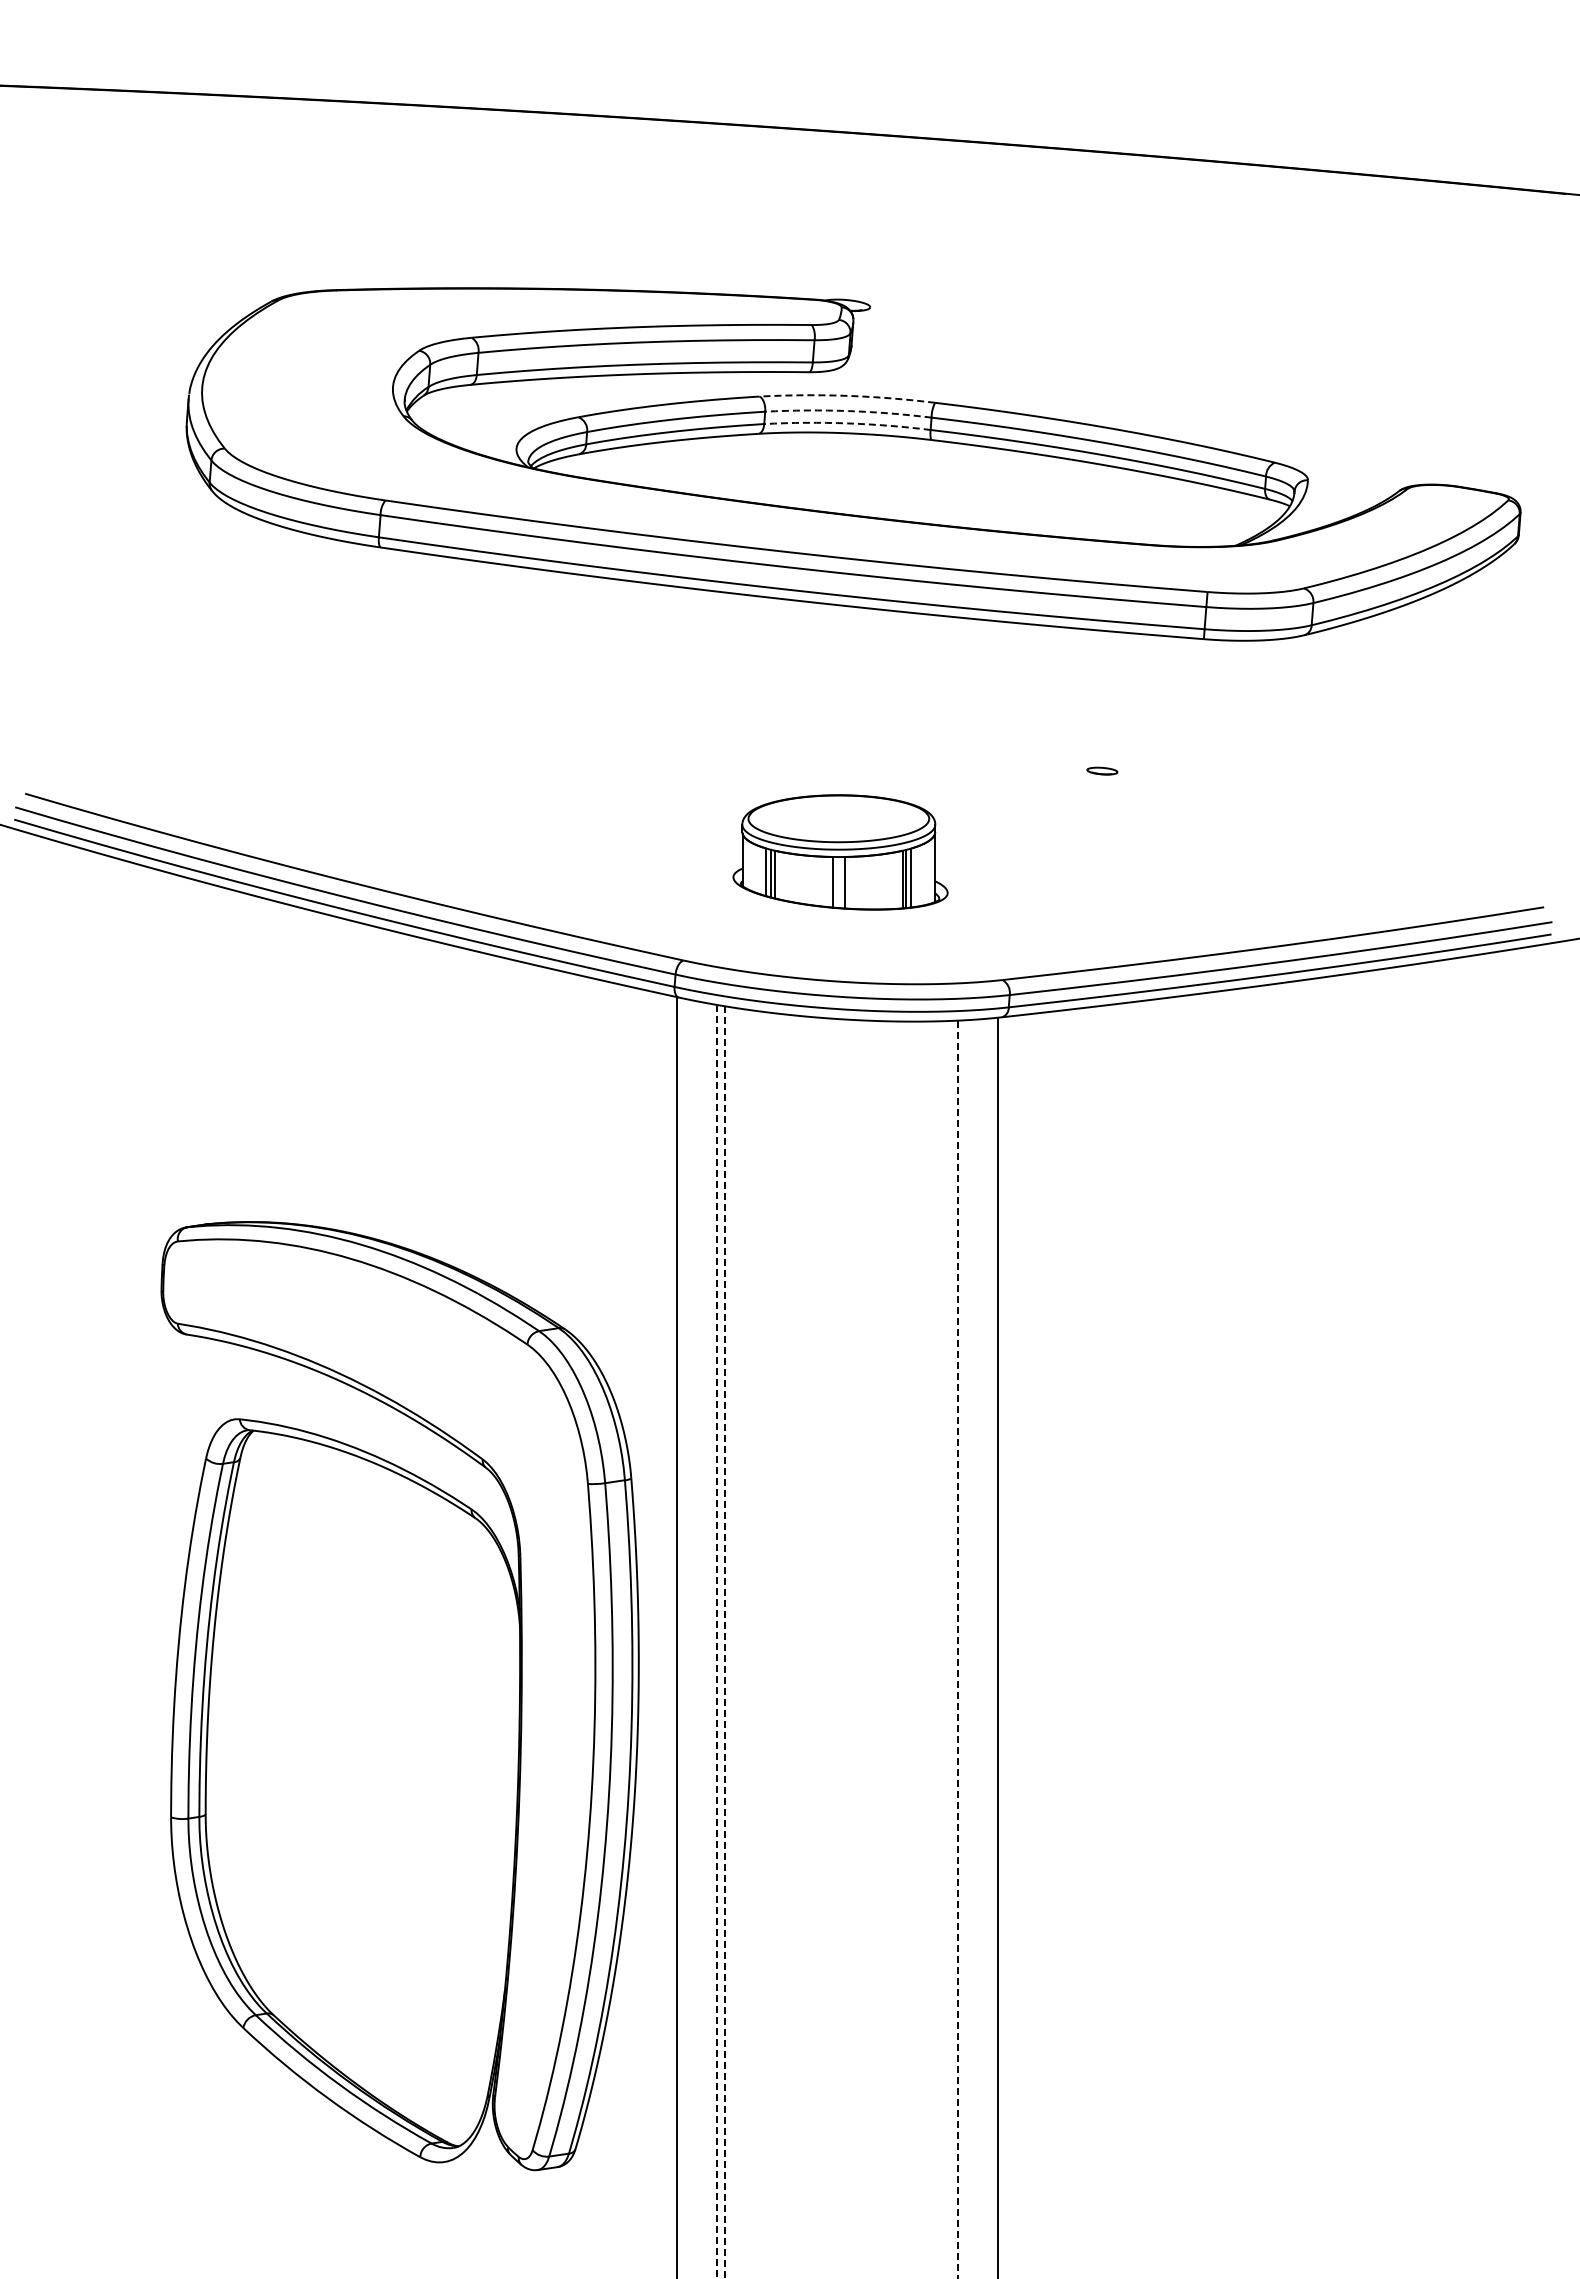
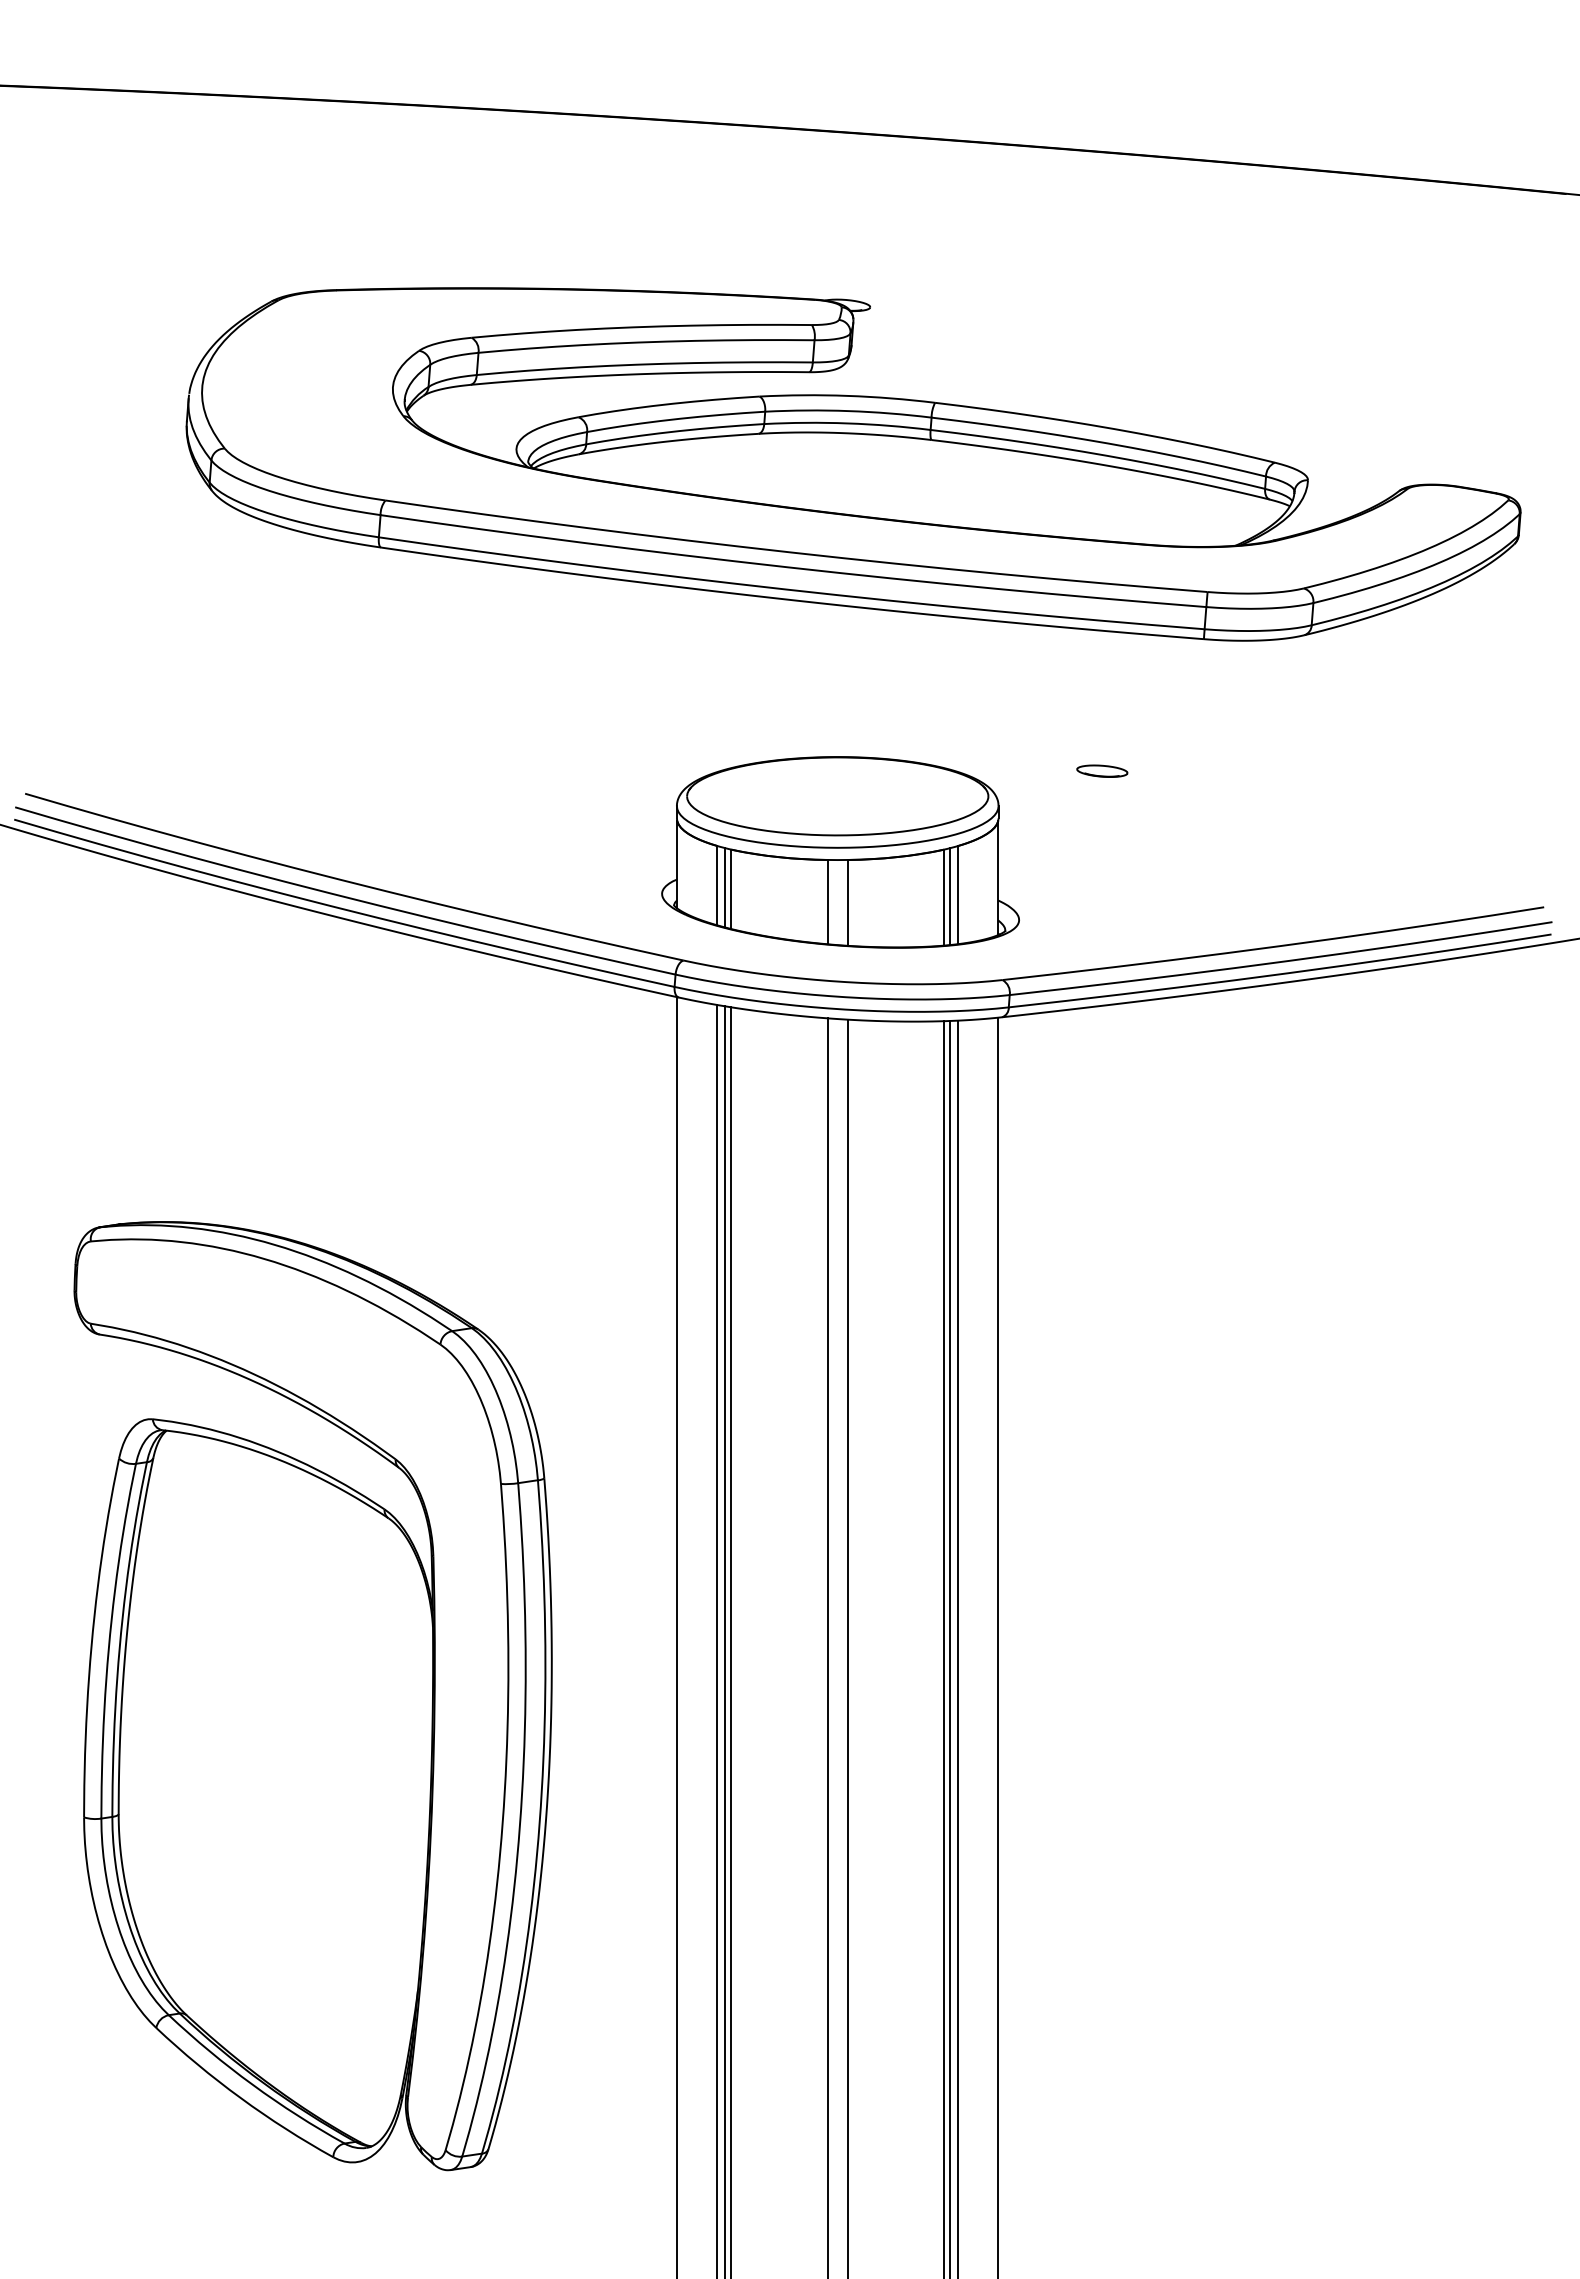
arc: dashed -> solid (847, 395)
arc: dashed -> solid (848, 411)
arc: dashed -> solid (847, 423)
part size: 33x10 px -> 53x14 px (1102, 770)
part size: 217x117 px -> 359x193 px (840, 852)
line: dashed -> solid (717, 1641)
line: none -> present (731, 1641)
line: dashed -> solid (725, 1643)
line: none -> present (827, 1646)
line: none -> present (847, 1647)
line: none -> present (950, 1647)
line: none -> present (944, 1648)
line: dashed -> solid (958, 1649)
part position: (399, 1696) -> (312, 1696) (312, 1696)
